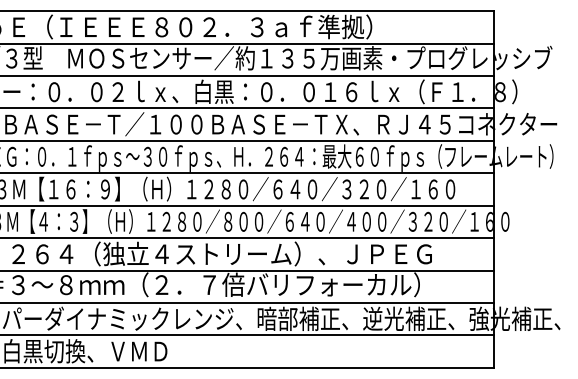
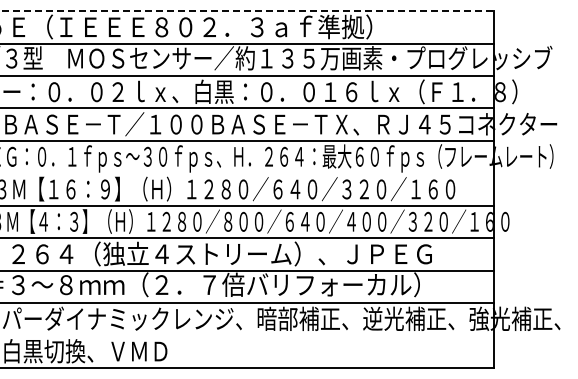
line: solid -> dashed (247, 11)
line: present -> none (247, 173)
line: present -> none (247, 335)
